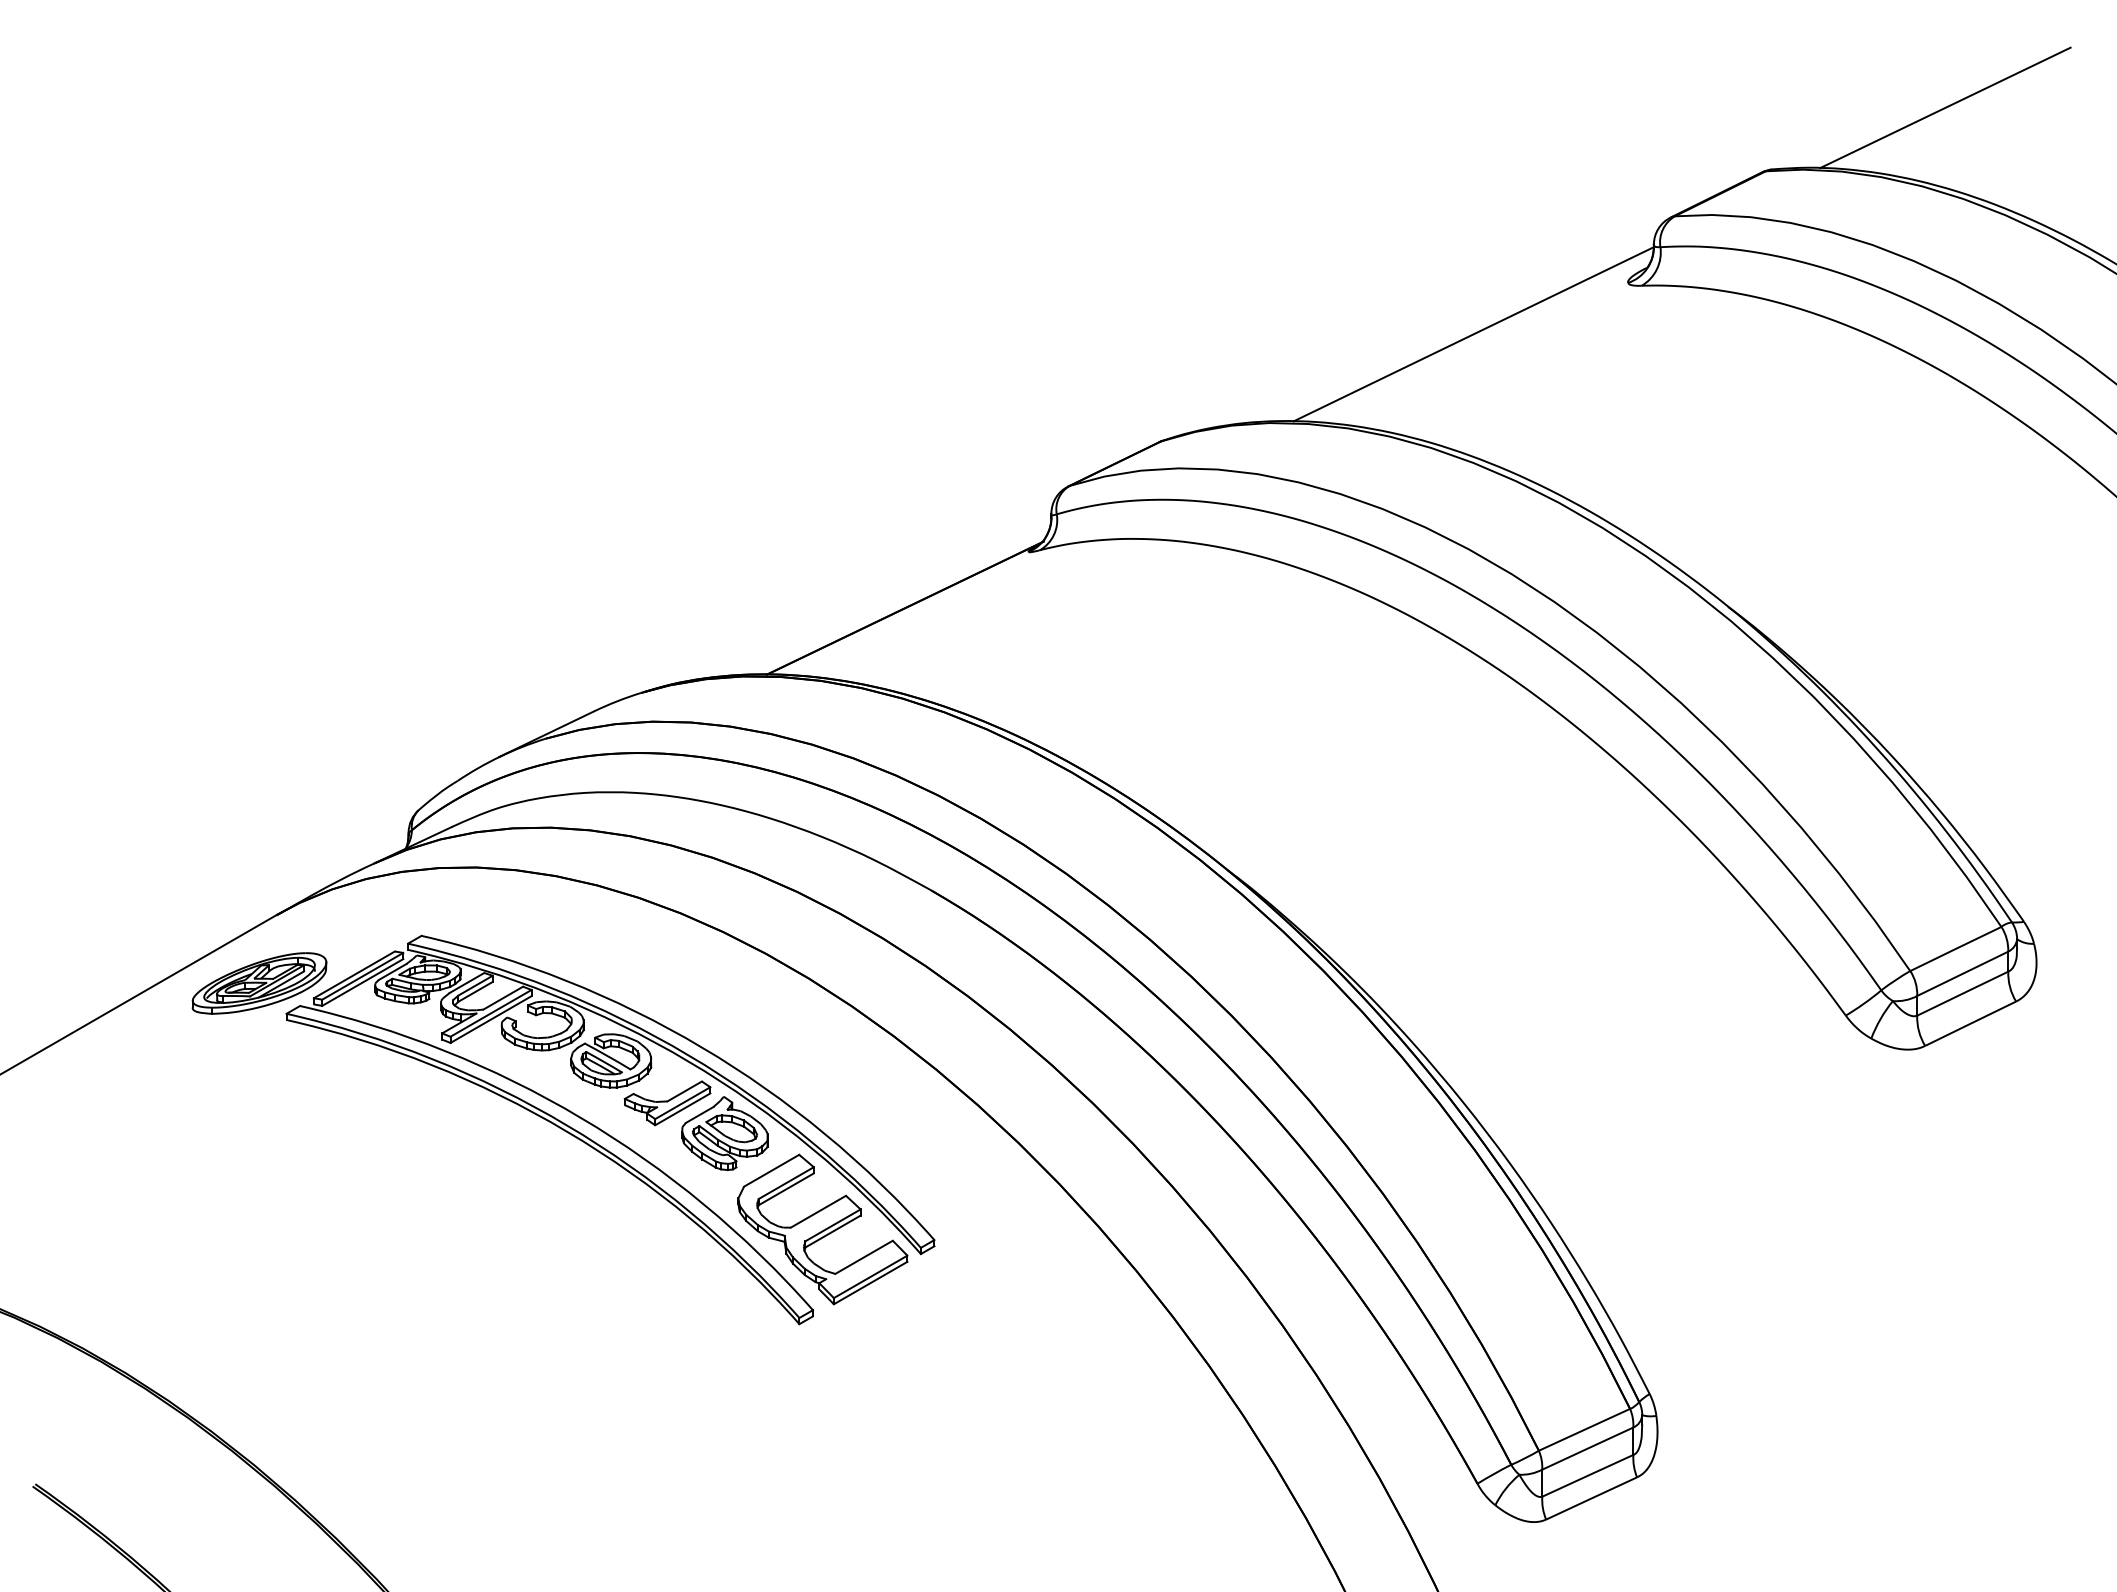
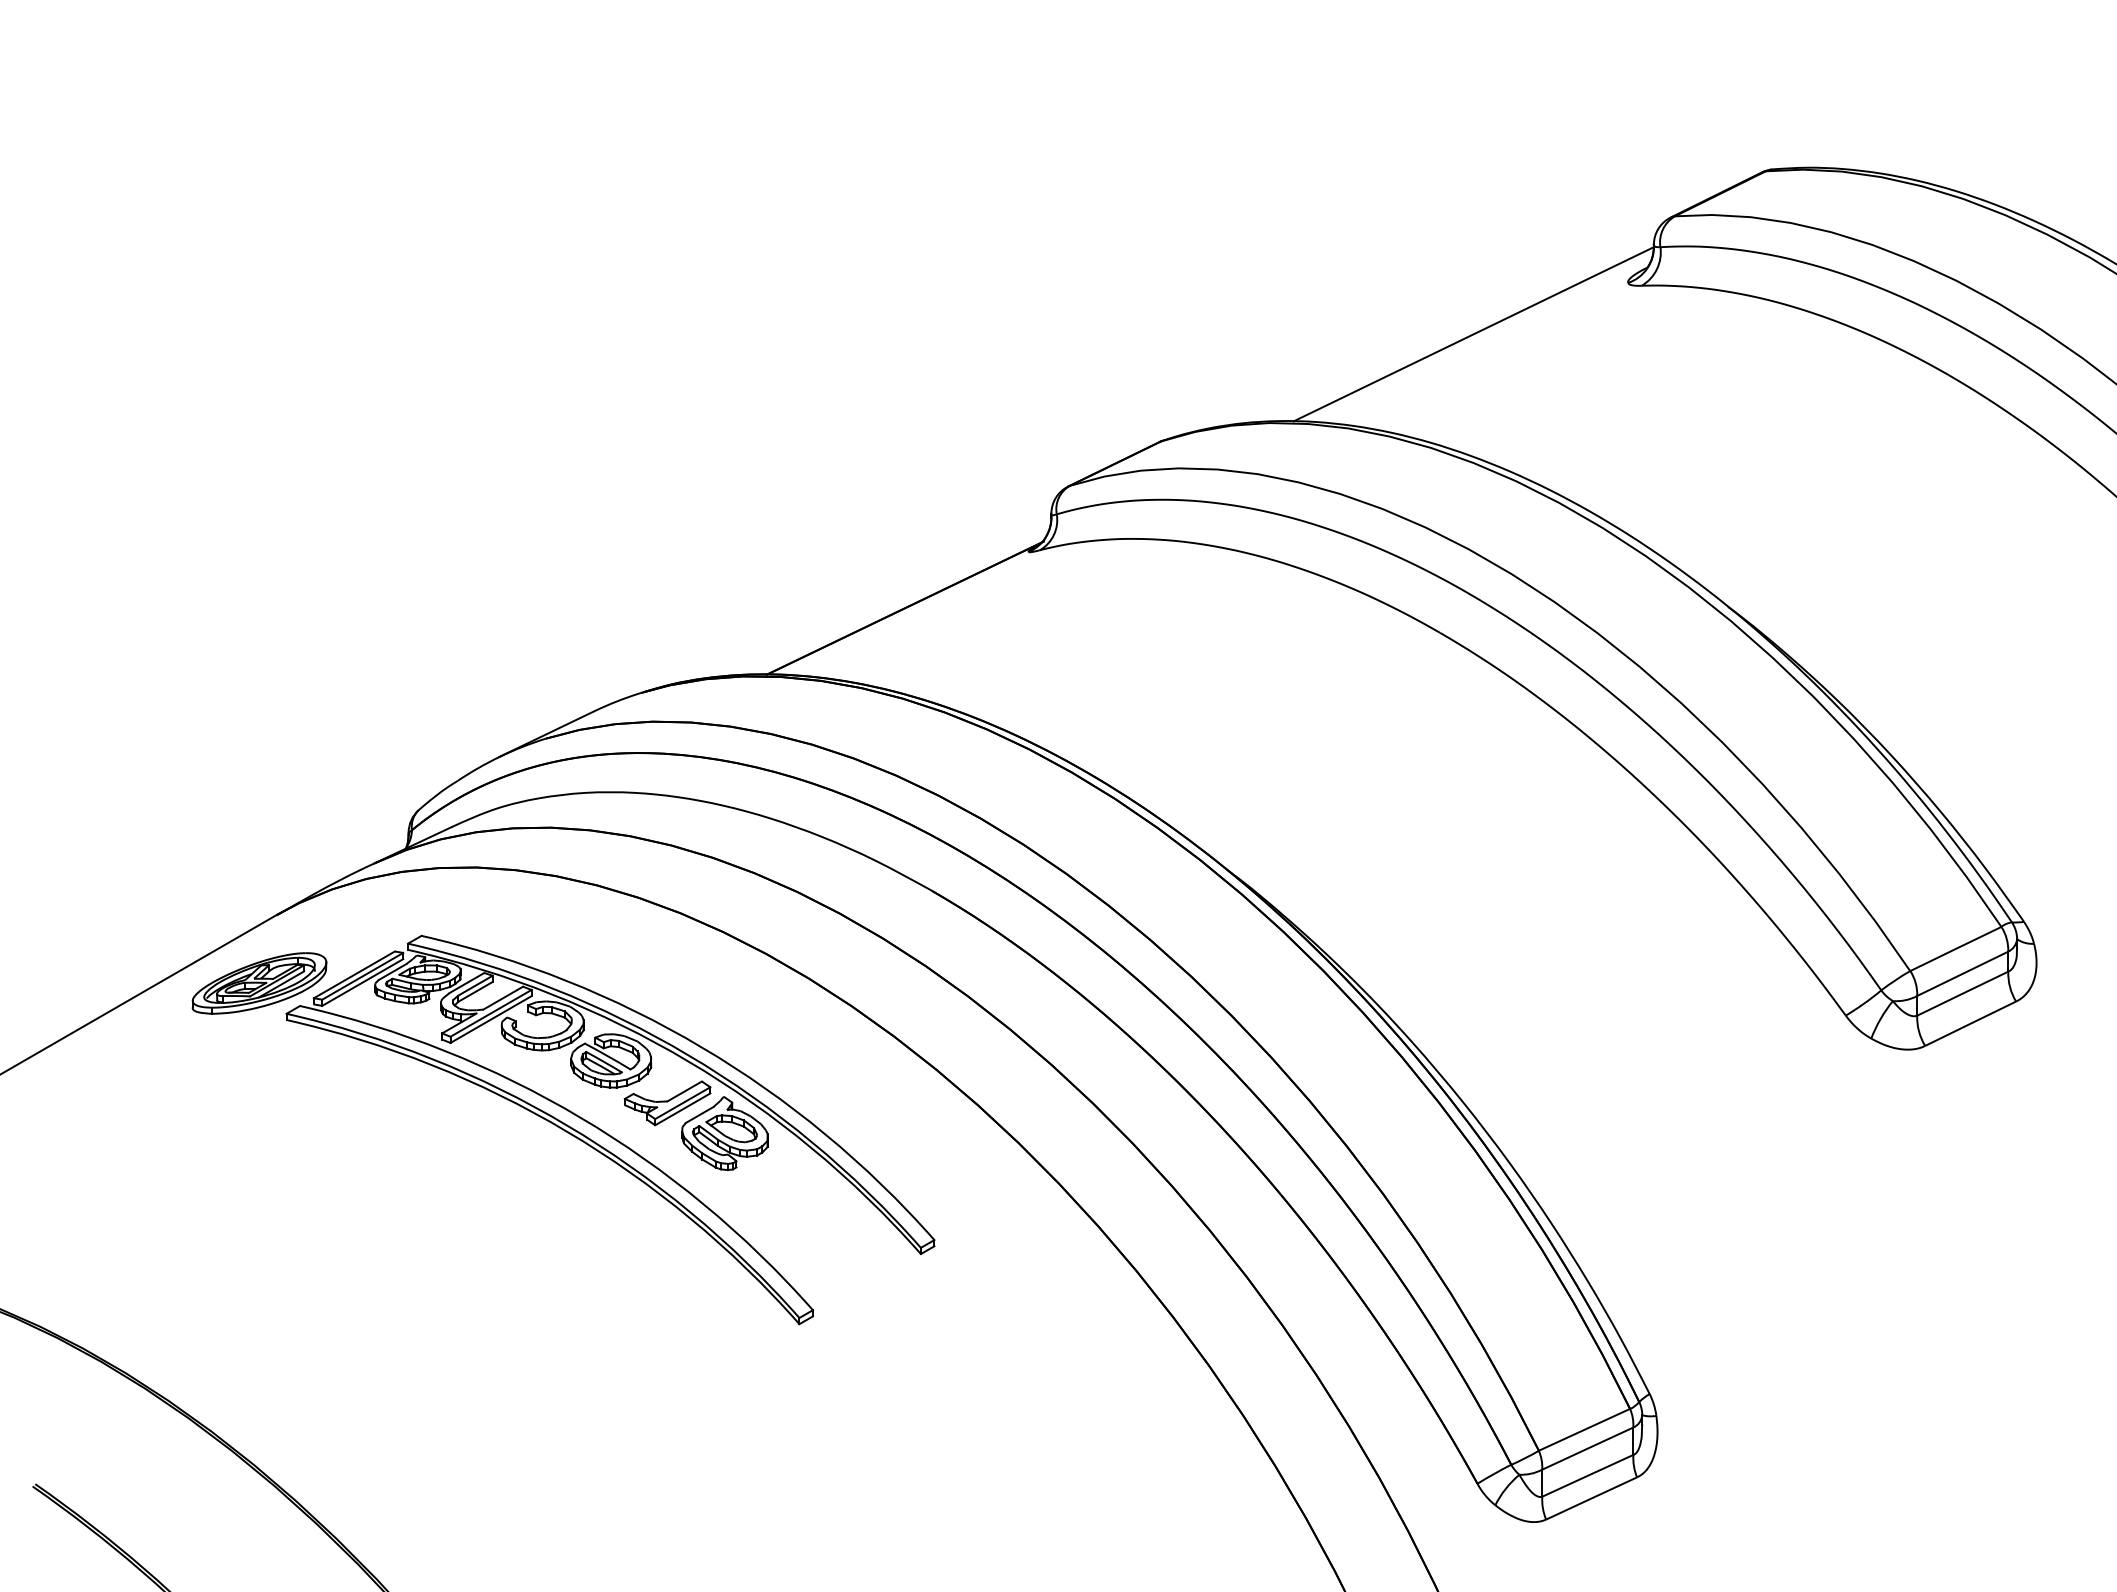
line: present -> none (1945, 107)
part: present -> none (822, 1229)
